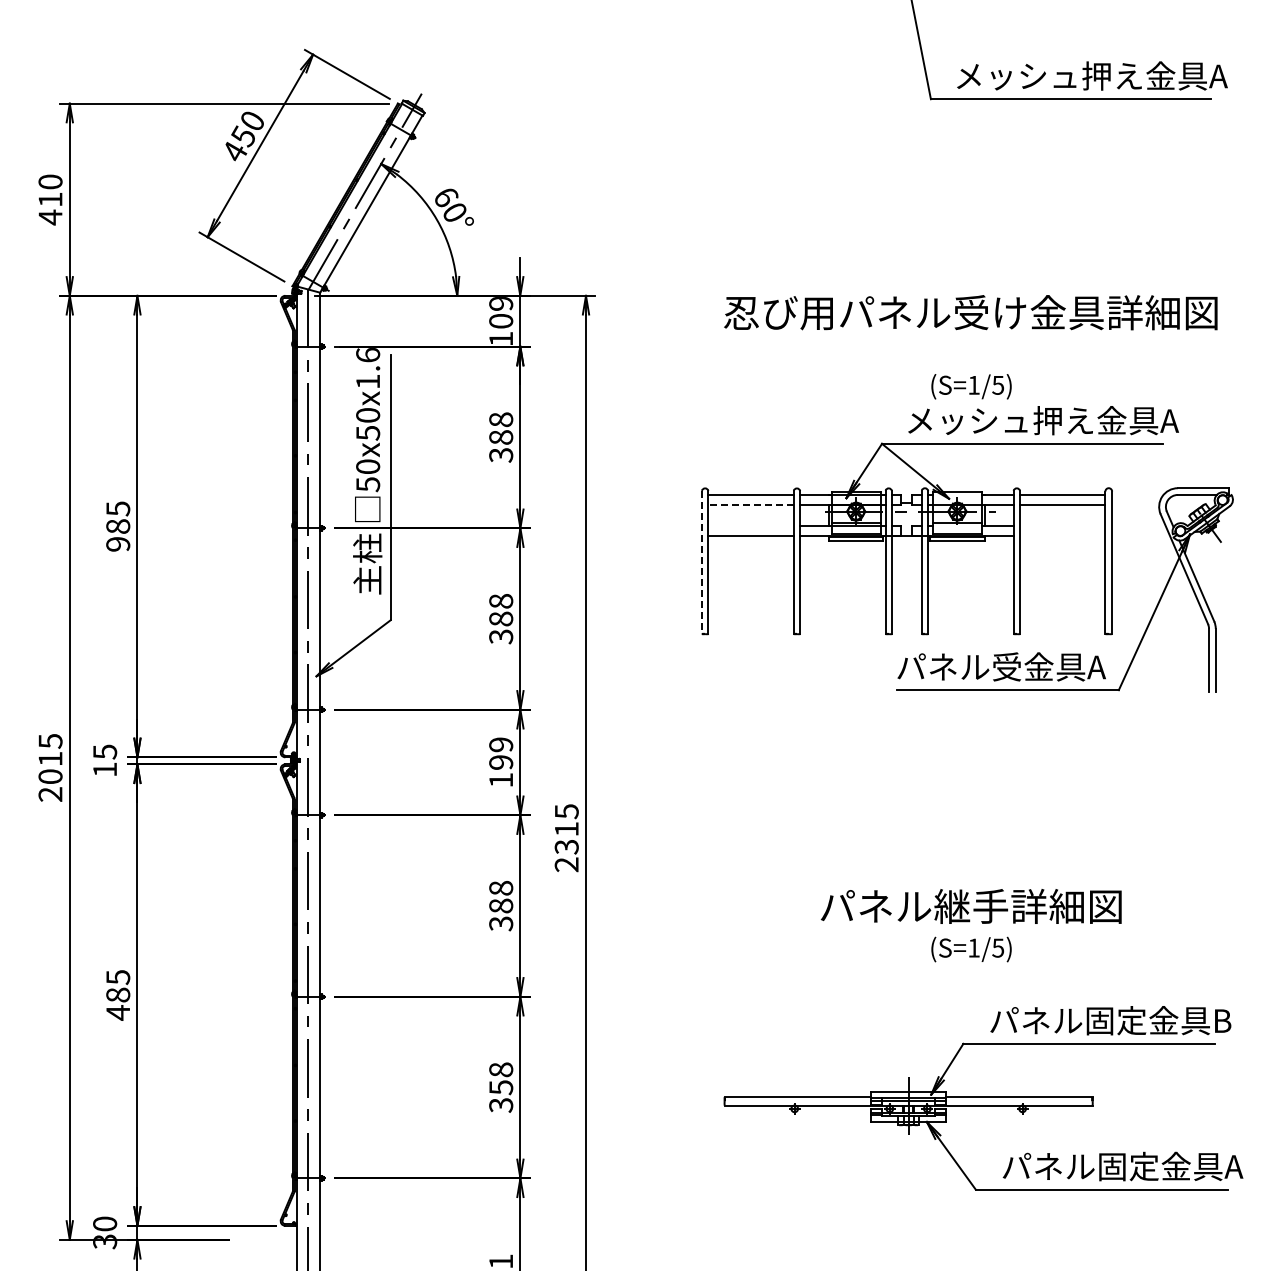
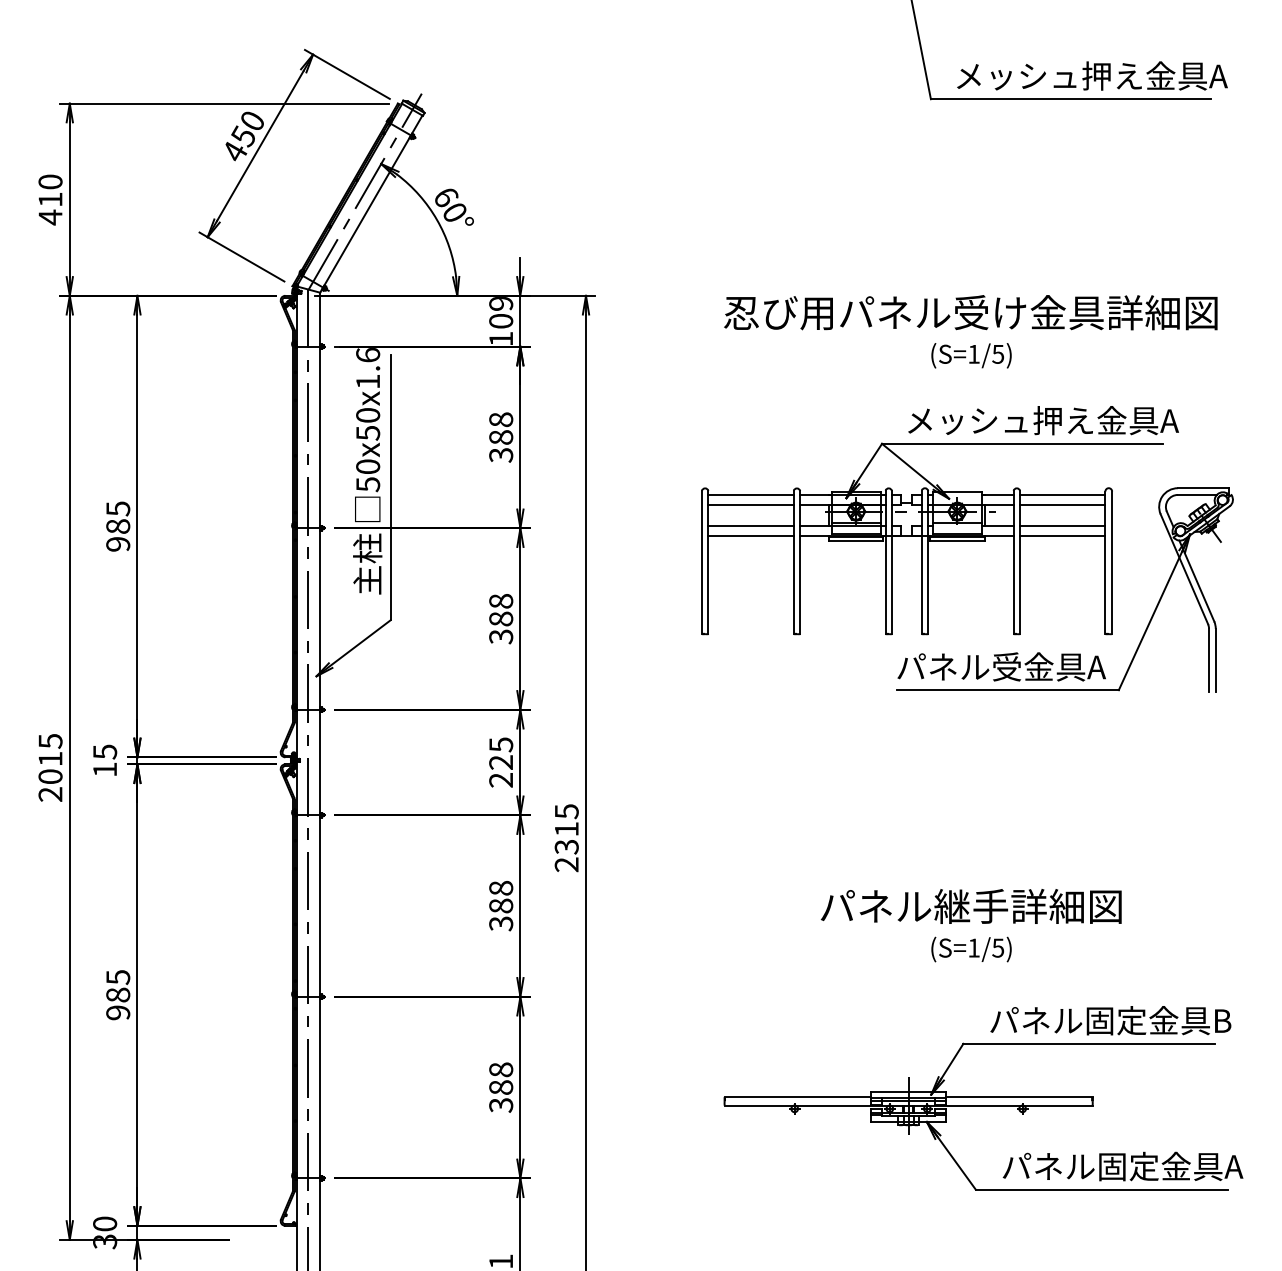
text position: (971, 386) -> (971, 355) (971, 355)
line: dashed -> solid (751, 504)
line: none -> present (750, 526)
line: none -> present (1062, 526)
line: none -> present (1062, 535)
line: dashed -> solid (701, 562)
text: 199 -> 225 (501, 762)
text: 485 -> 985 (118, 1012)
text: 358 -> 388 (501, 1087)
